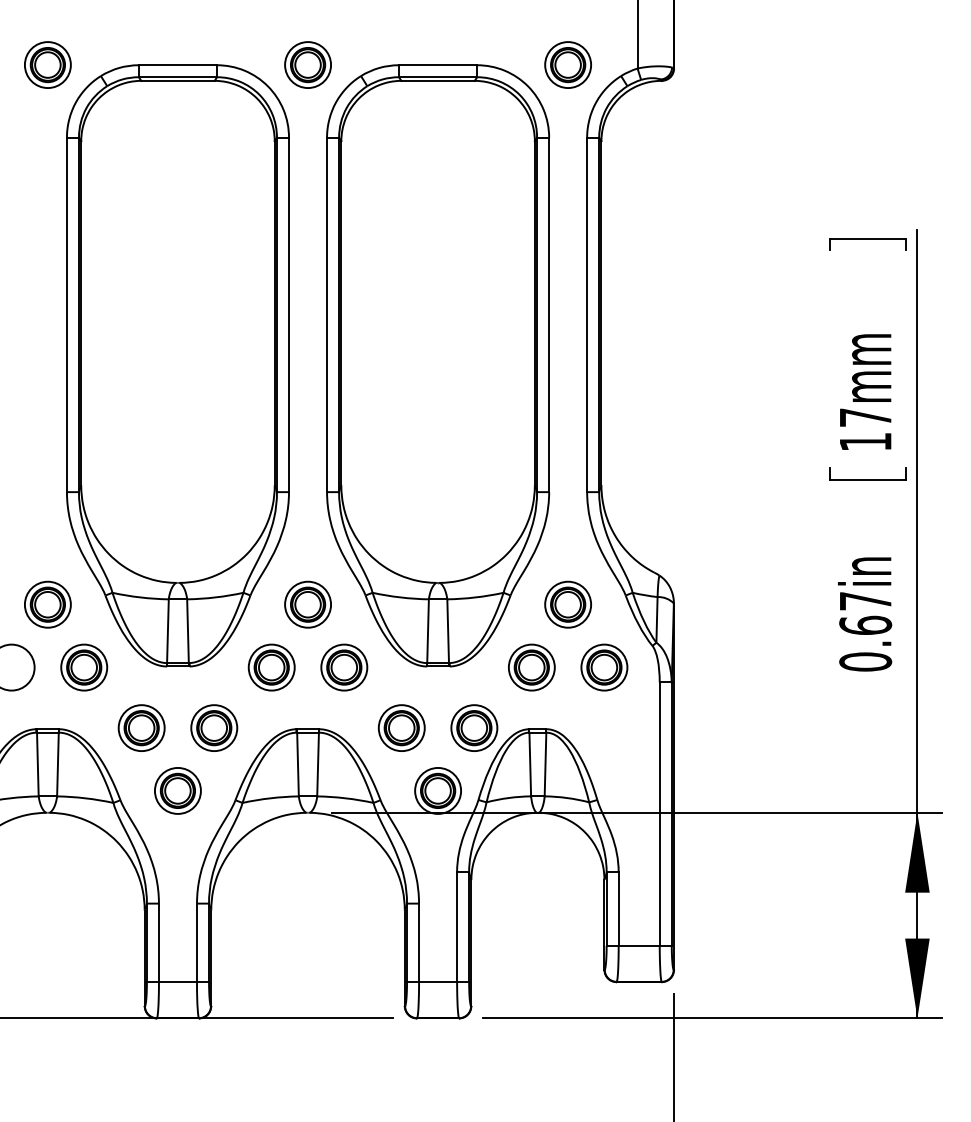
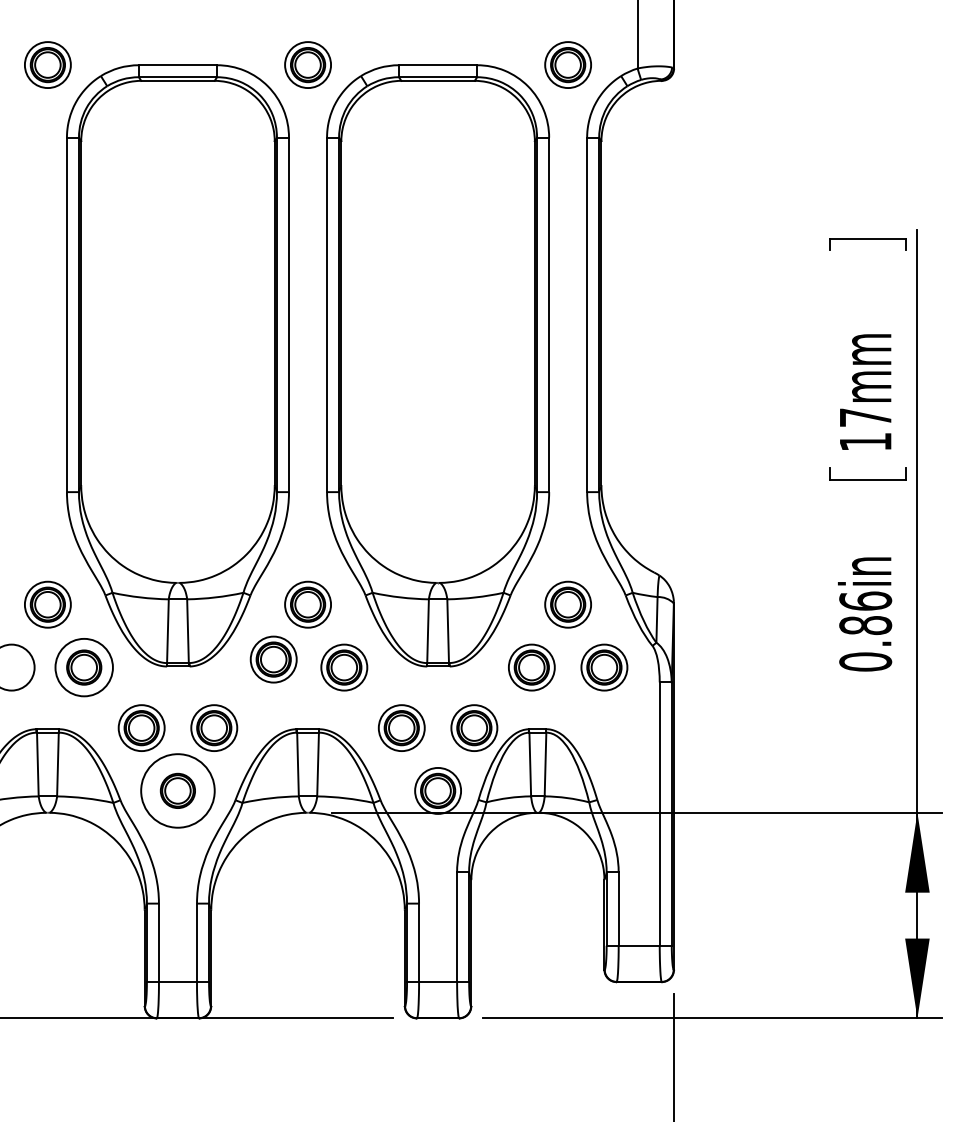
text: 0.67in -> 0.86in (865, 613)
circle diameter: 46 px -> 57 px (83, 667)
part position: (271, 667) -> (273, 659) (273, 659)
circle diameter: 46 px -> 74 px (177, 790)
